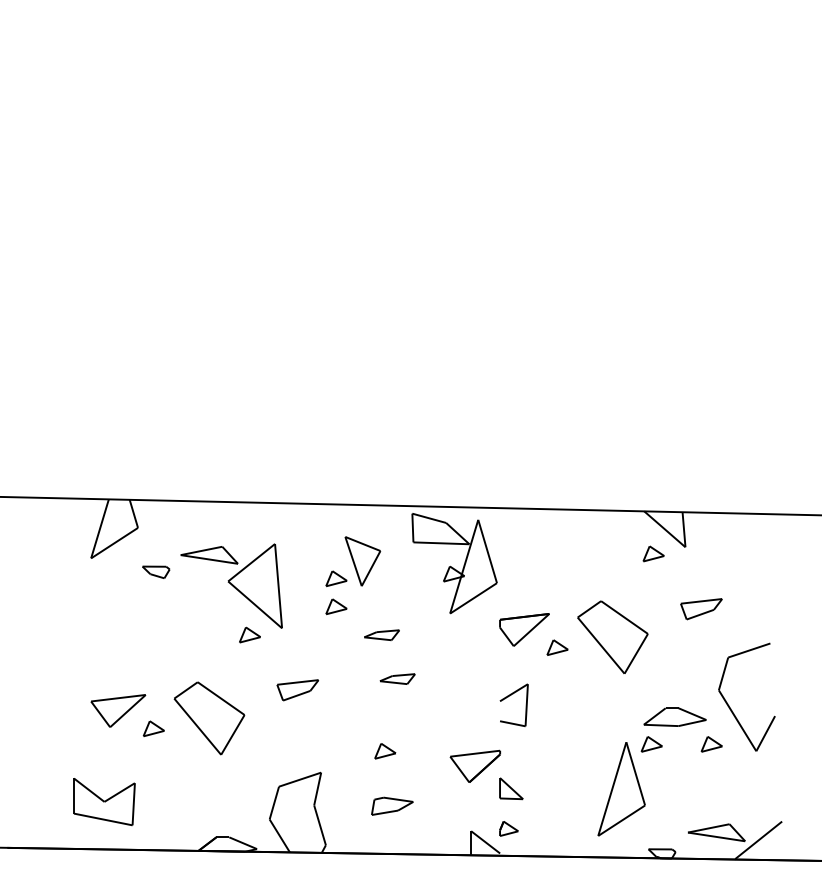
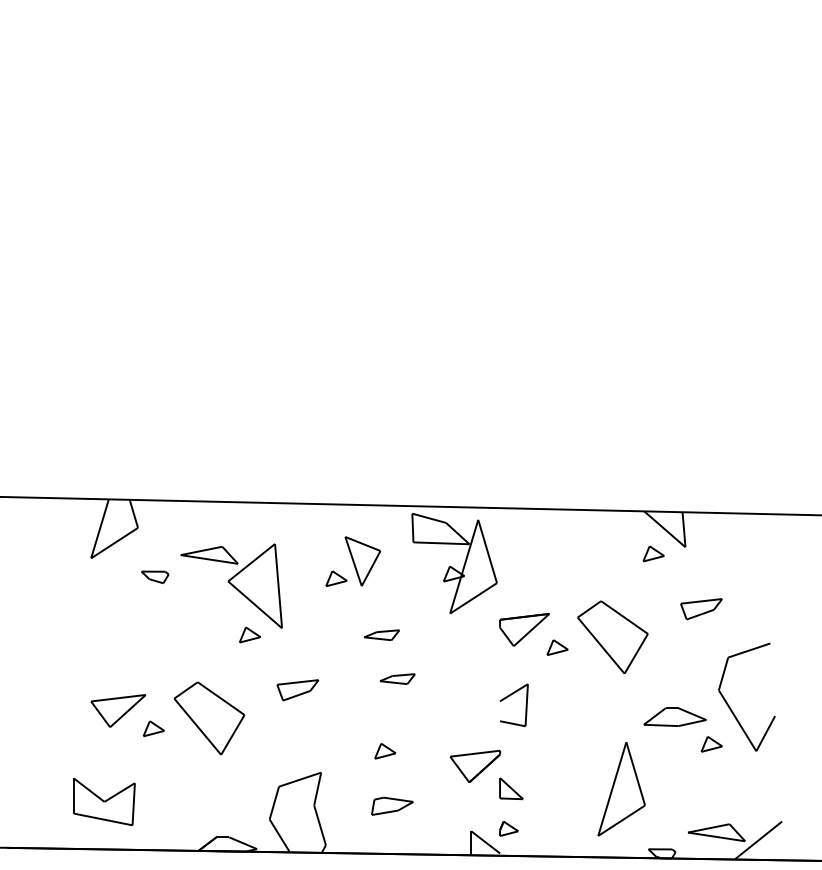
part position: (156, 571) -> (155, 576) (155, 576)
part: present -> none (336, 606)
part: present -> none (651, 744)
